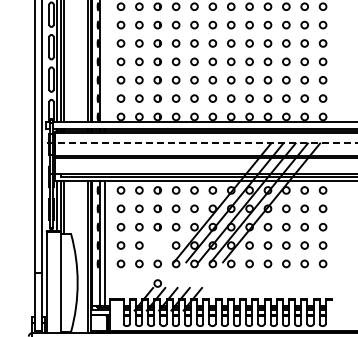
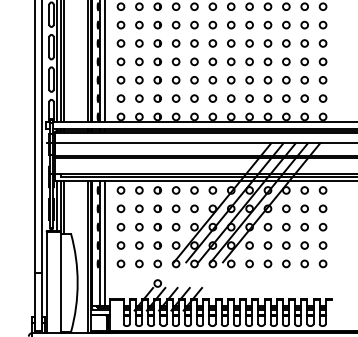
line: none -> present (105, 61)
line: dashed -> solid (202, 142)
part: none -> present (157, 245)
